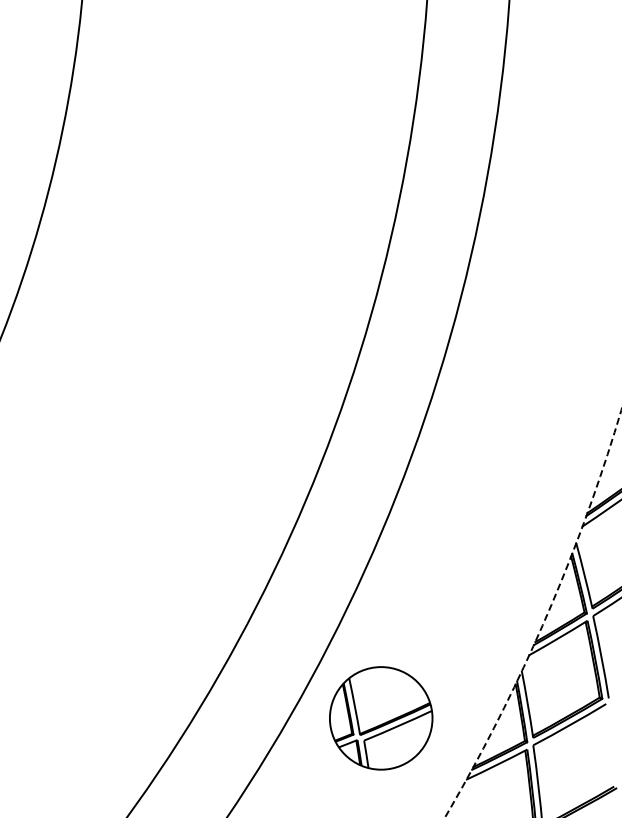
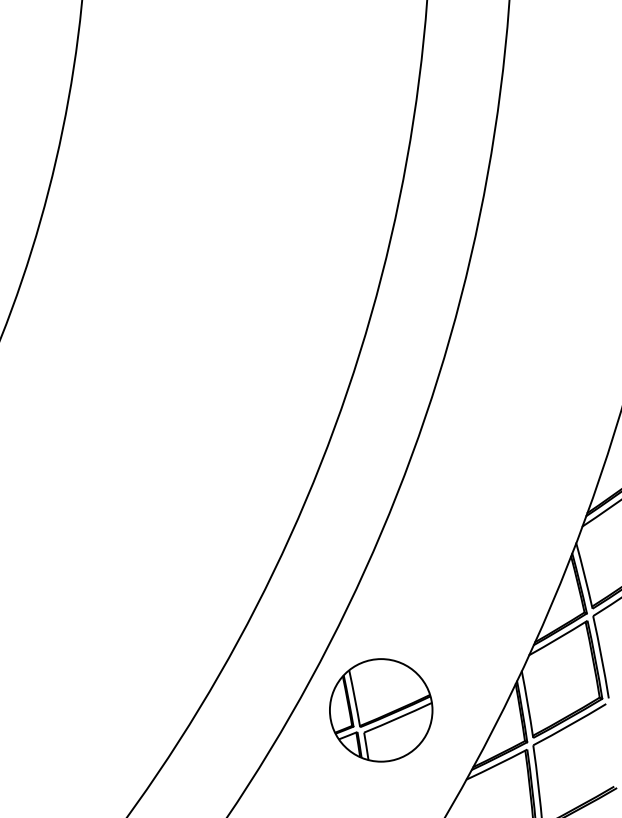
circle: dashed -> solid (532, 612)
part position: (381, 718) -> (381, 710) (381, 710)
